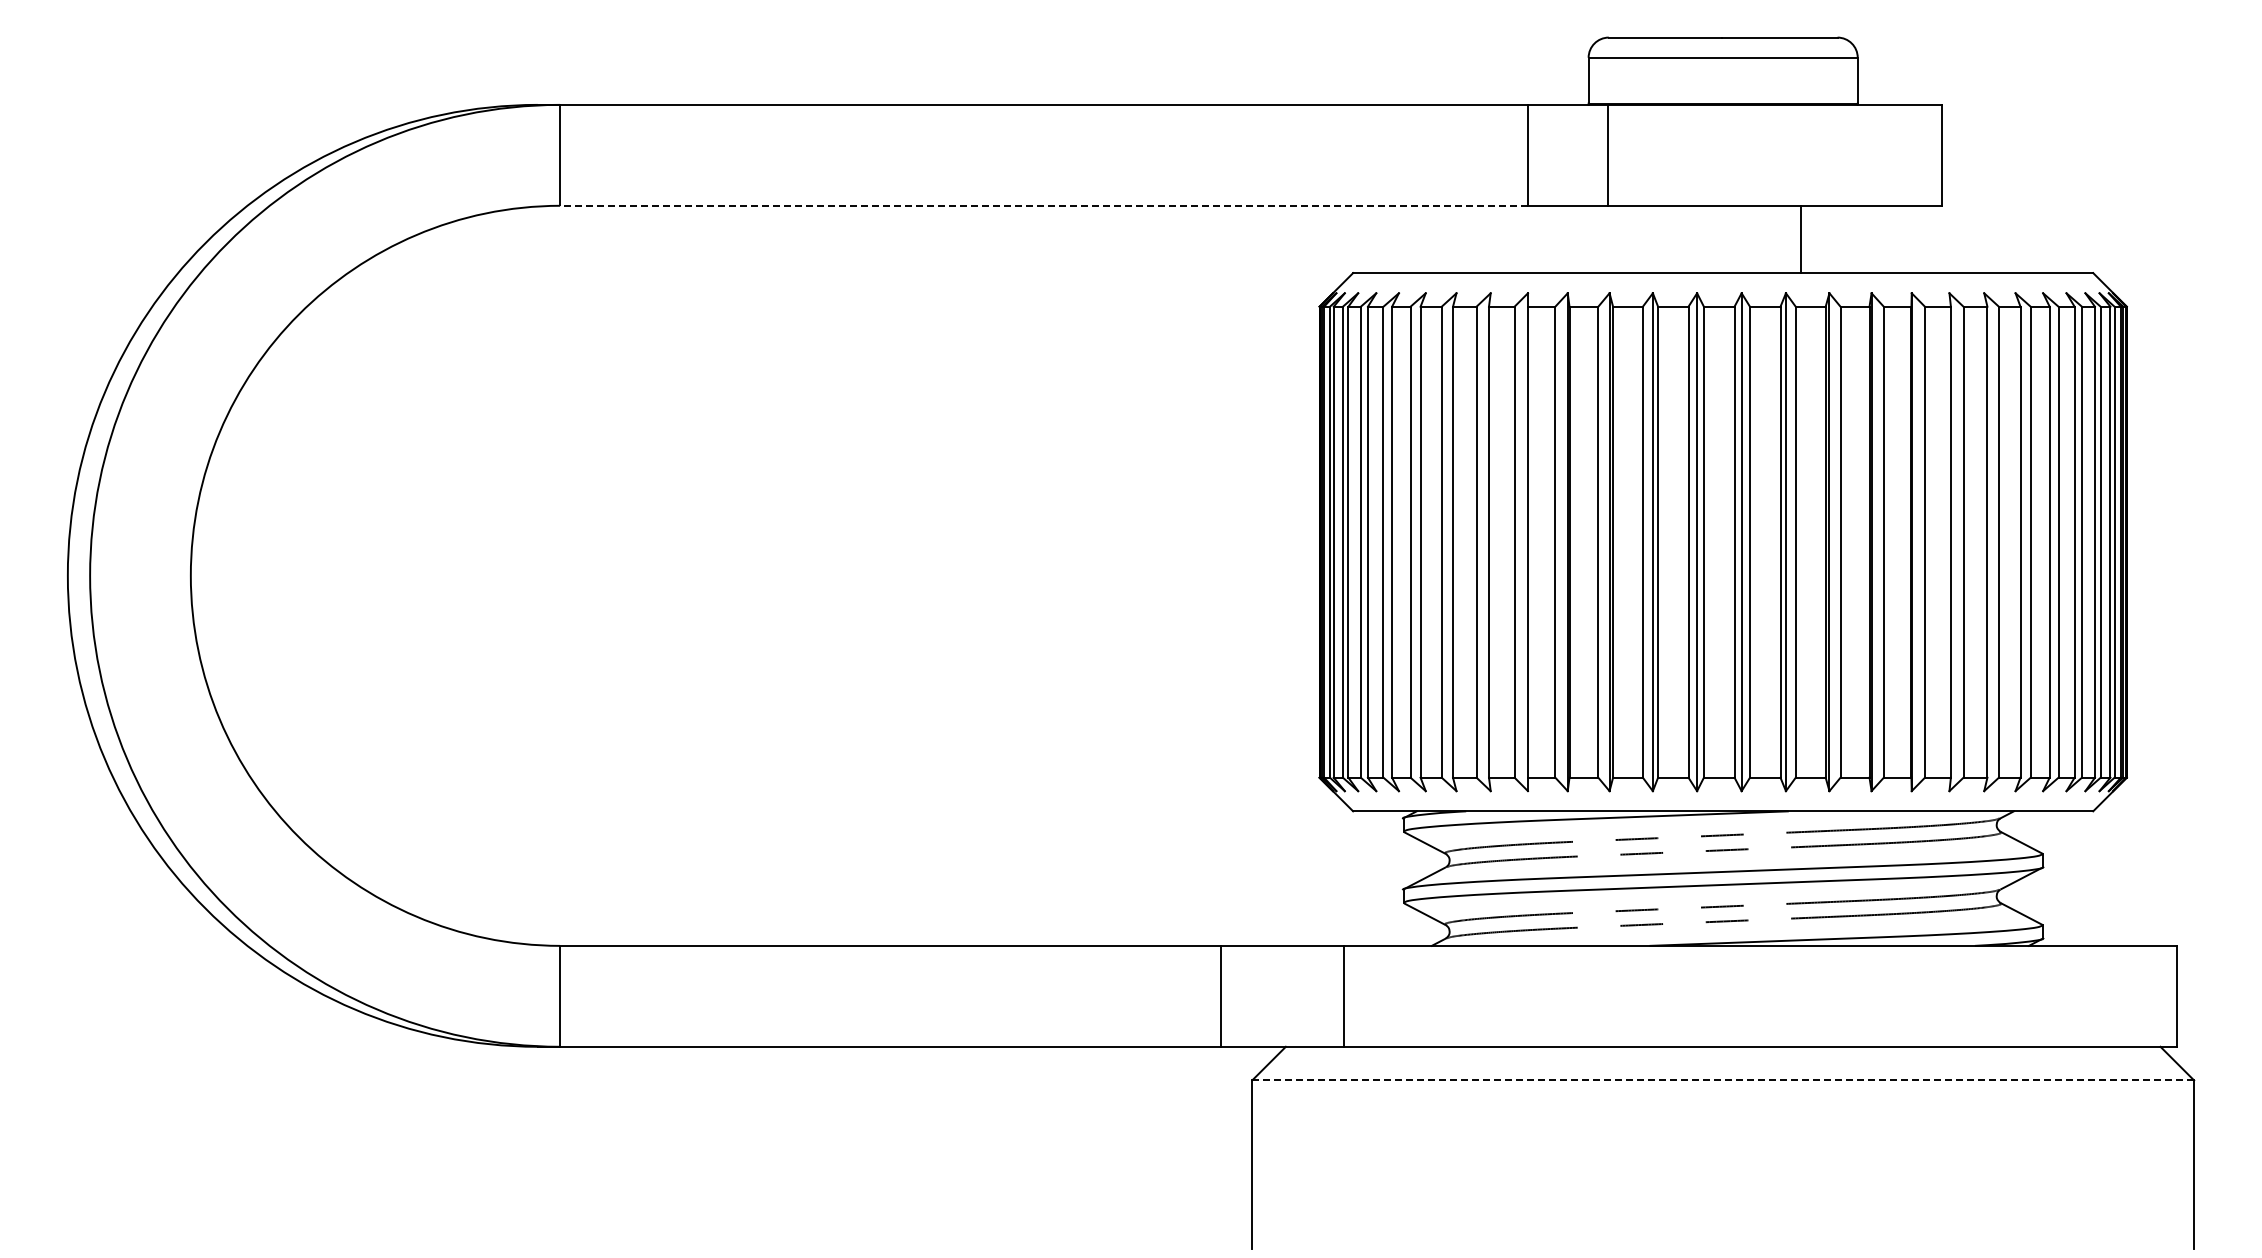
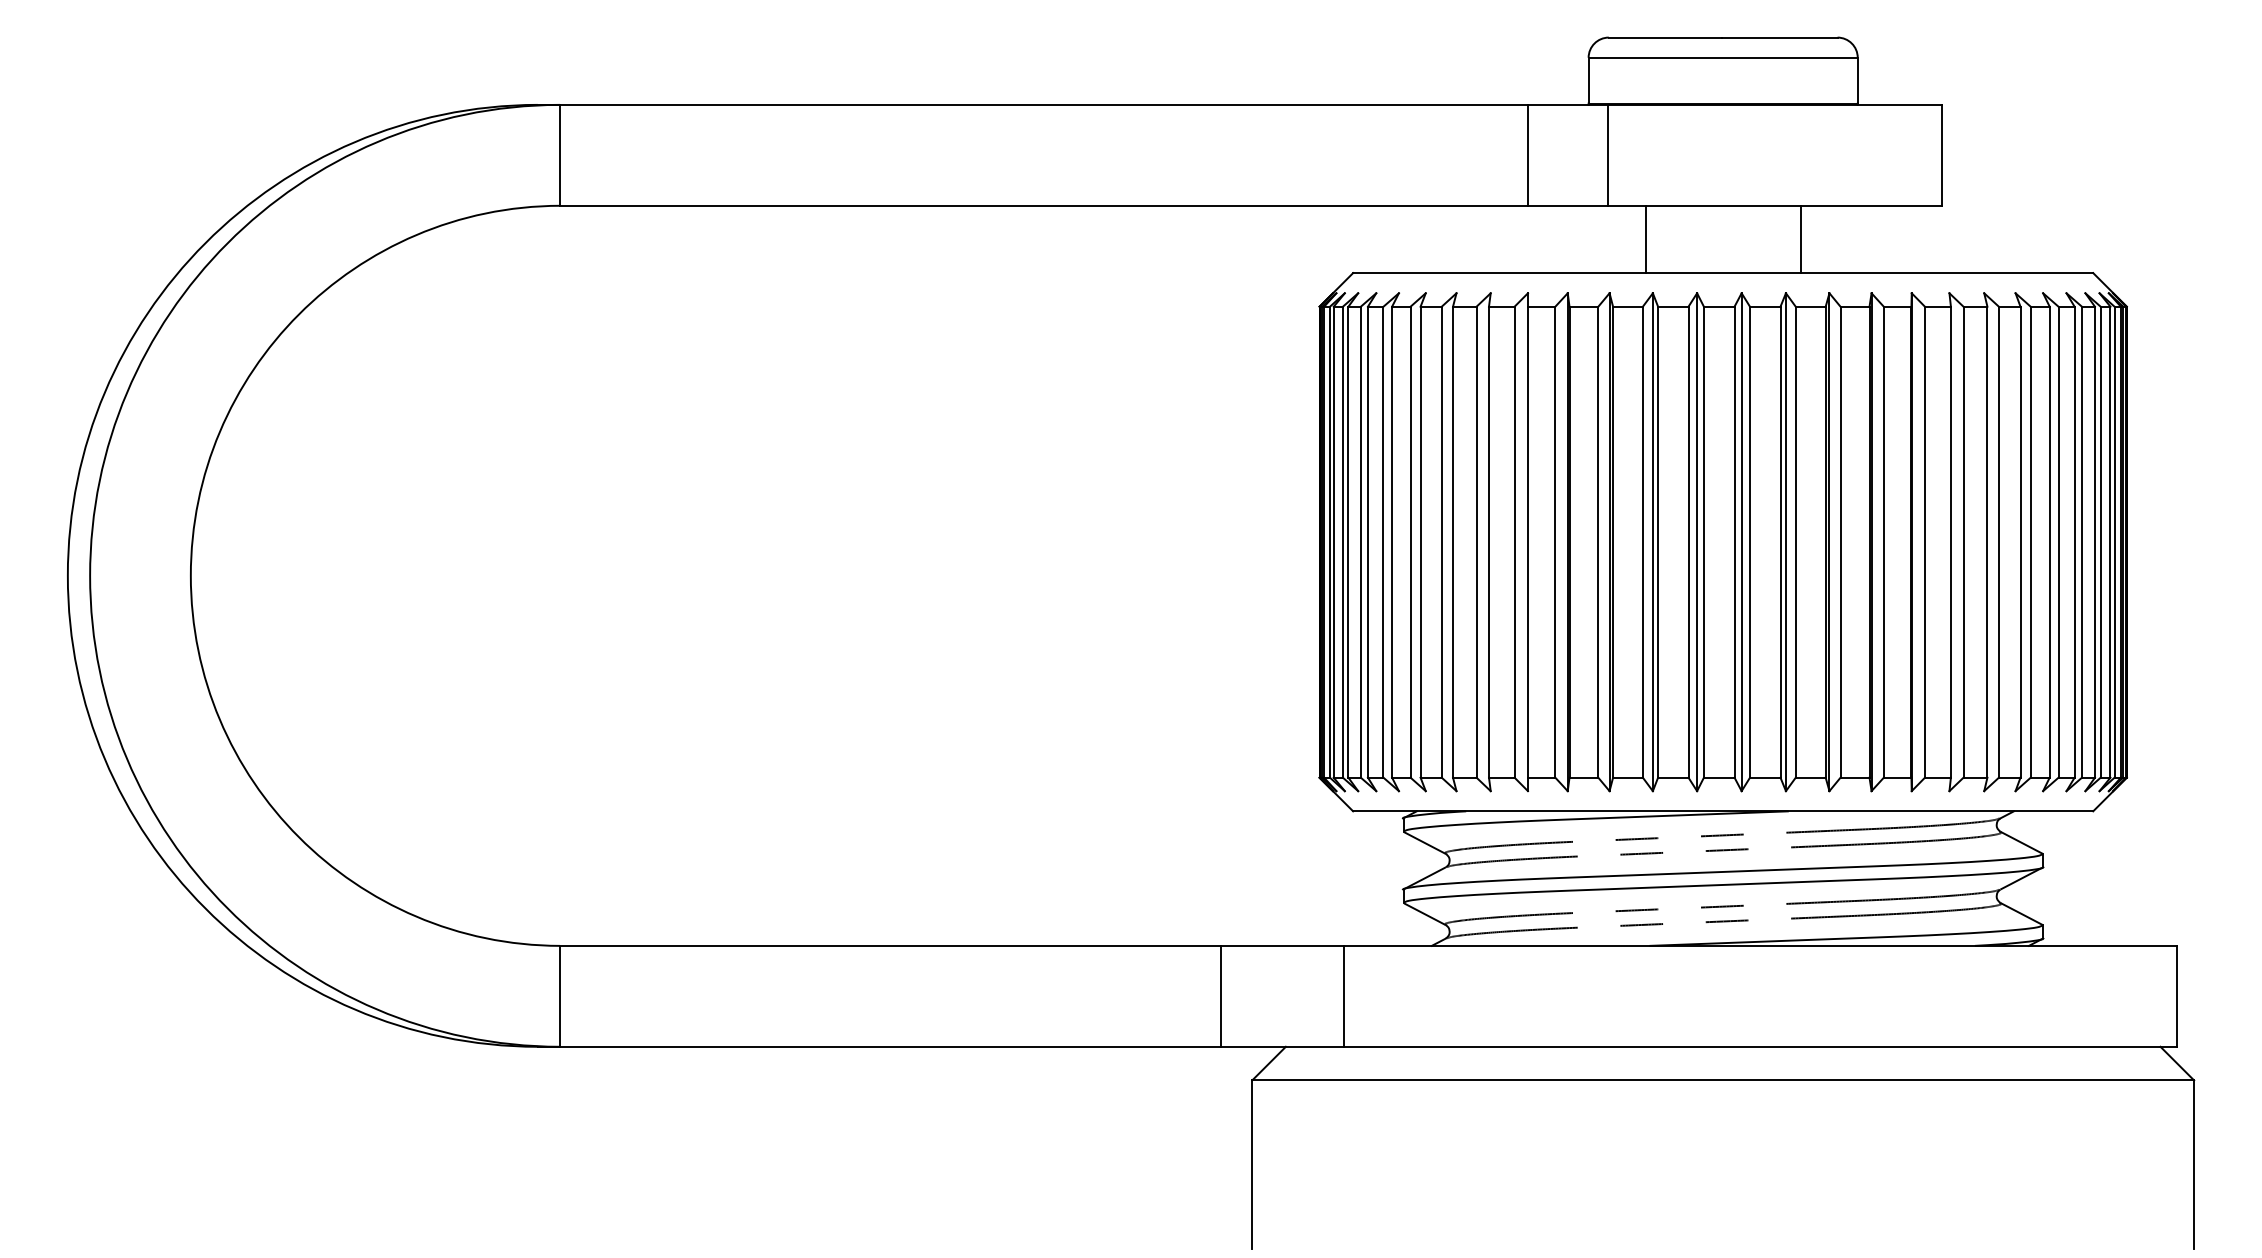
line: dashed -> solid (1043, 205)
line: none -> present (1645, 239)
line: dashed -> solid (1723, 1080)
